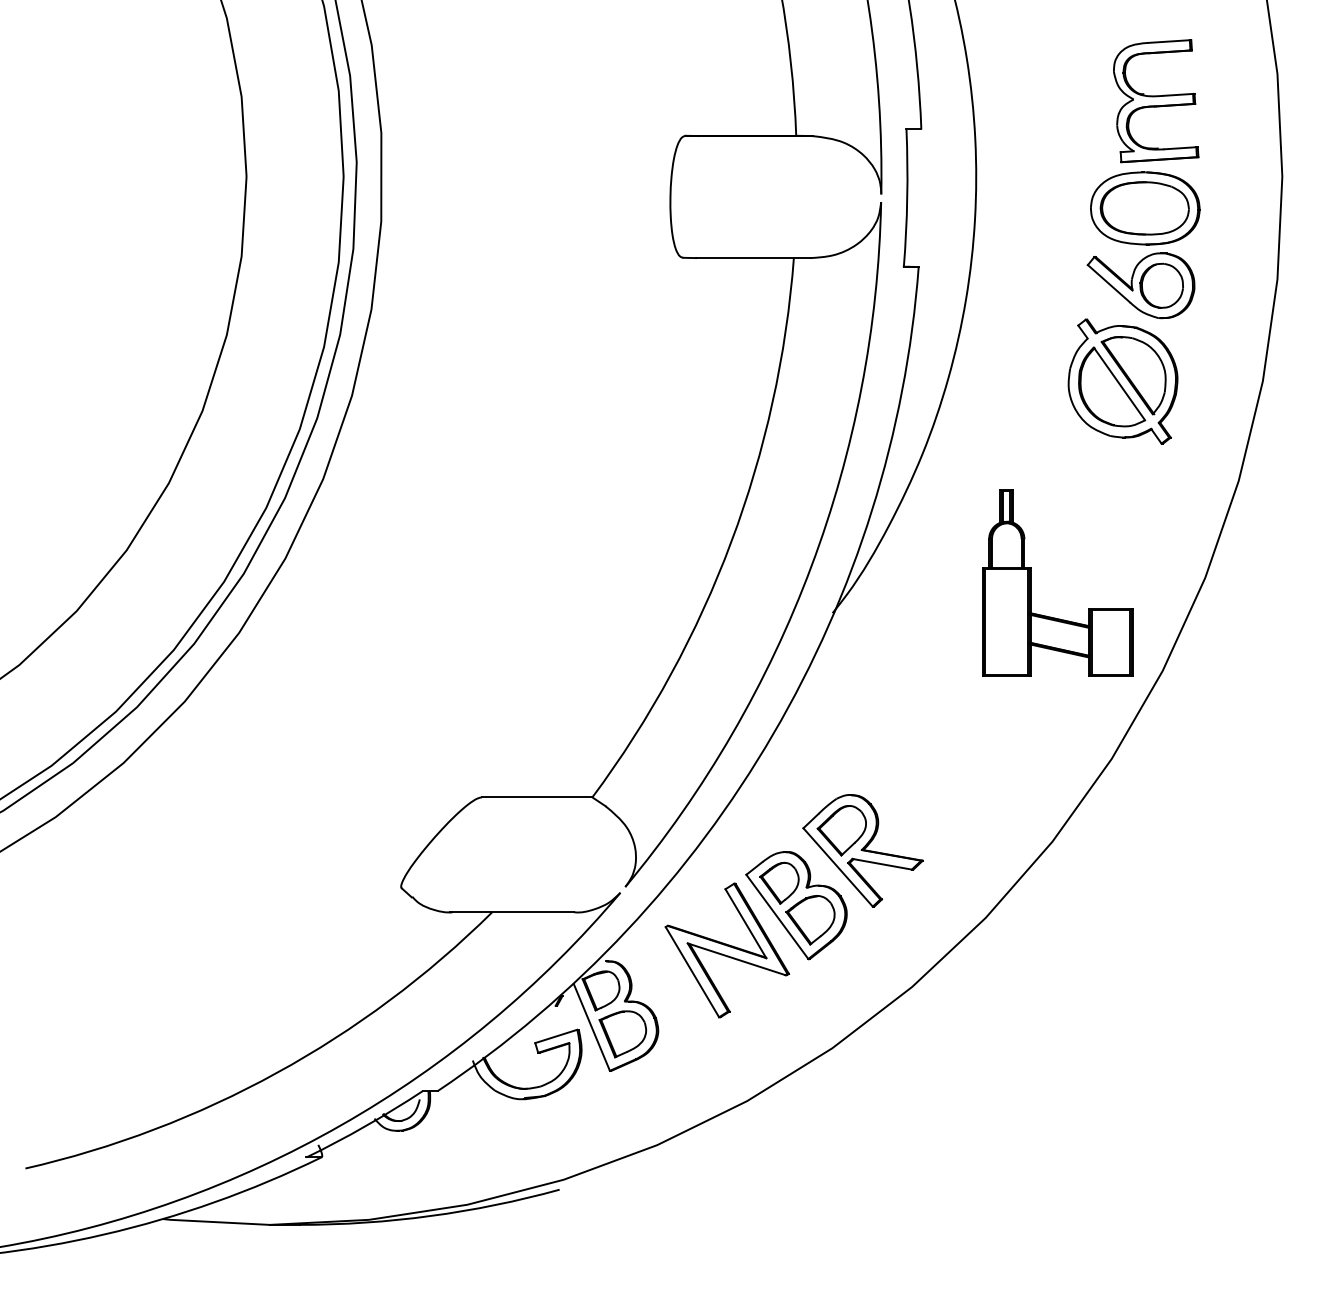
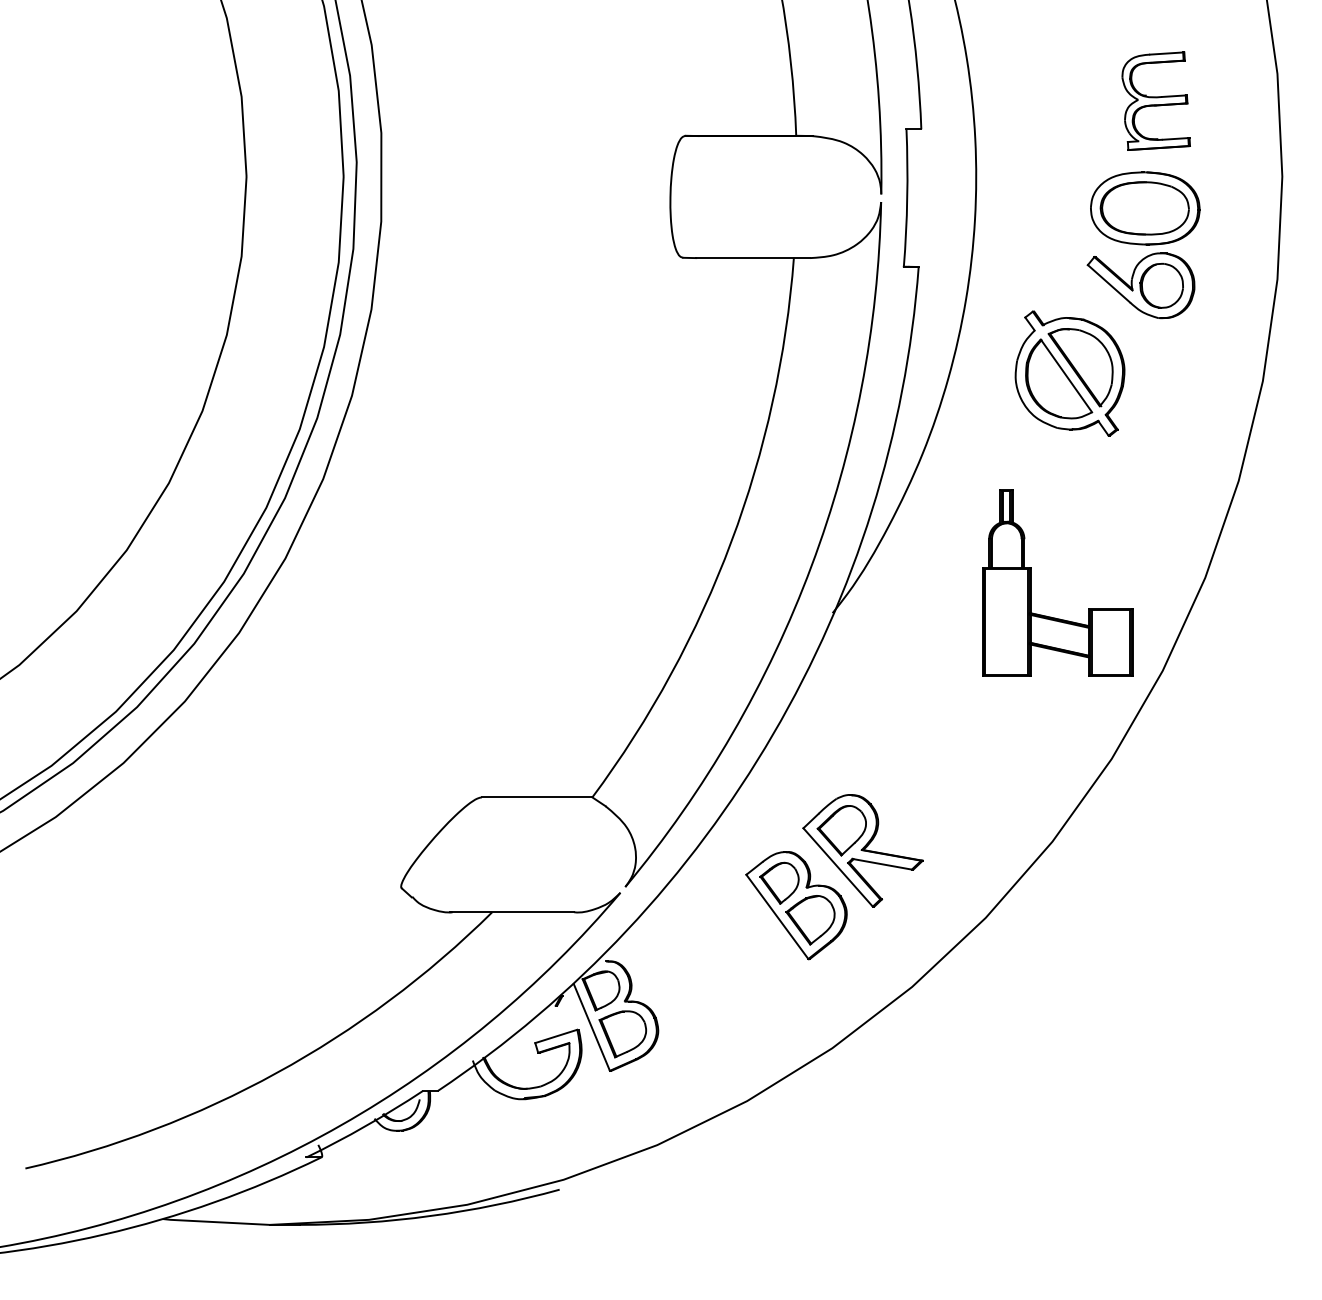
part size: 87x125 px -> 70x100 px (1155, 100)
part position: (1122, 381) -> (1069, 373) (1069, 373)
part: present -> none (727, 950)
